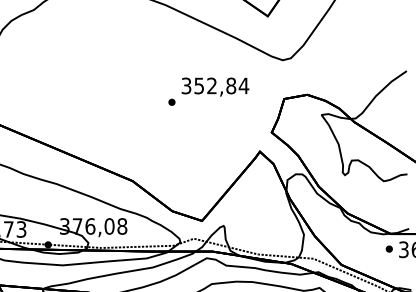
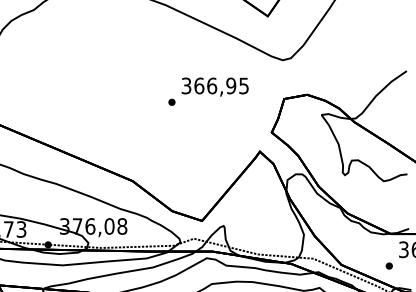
text: 352,84 -> 366,95 (221, 85)
part position: (388, 248) -> (388, 265) (388, 265)
